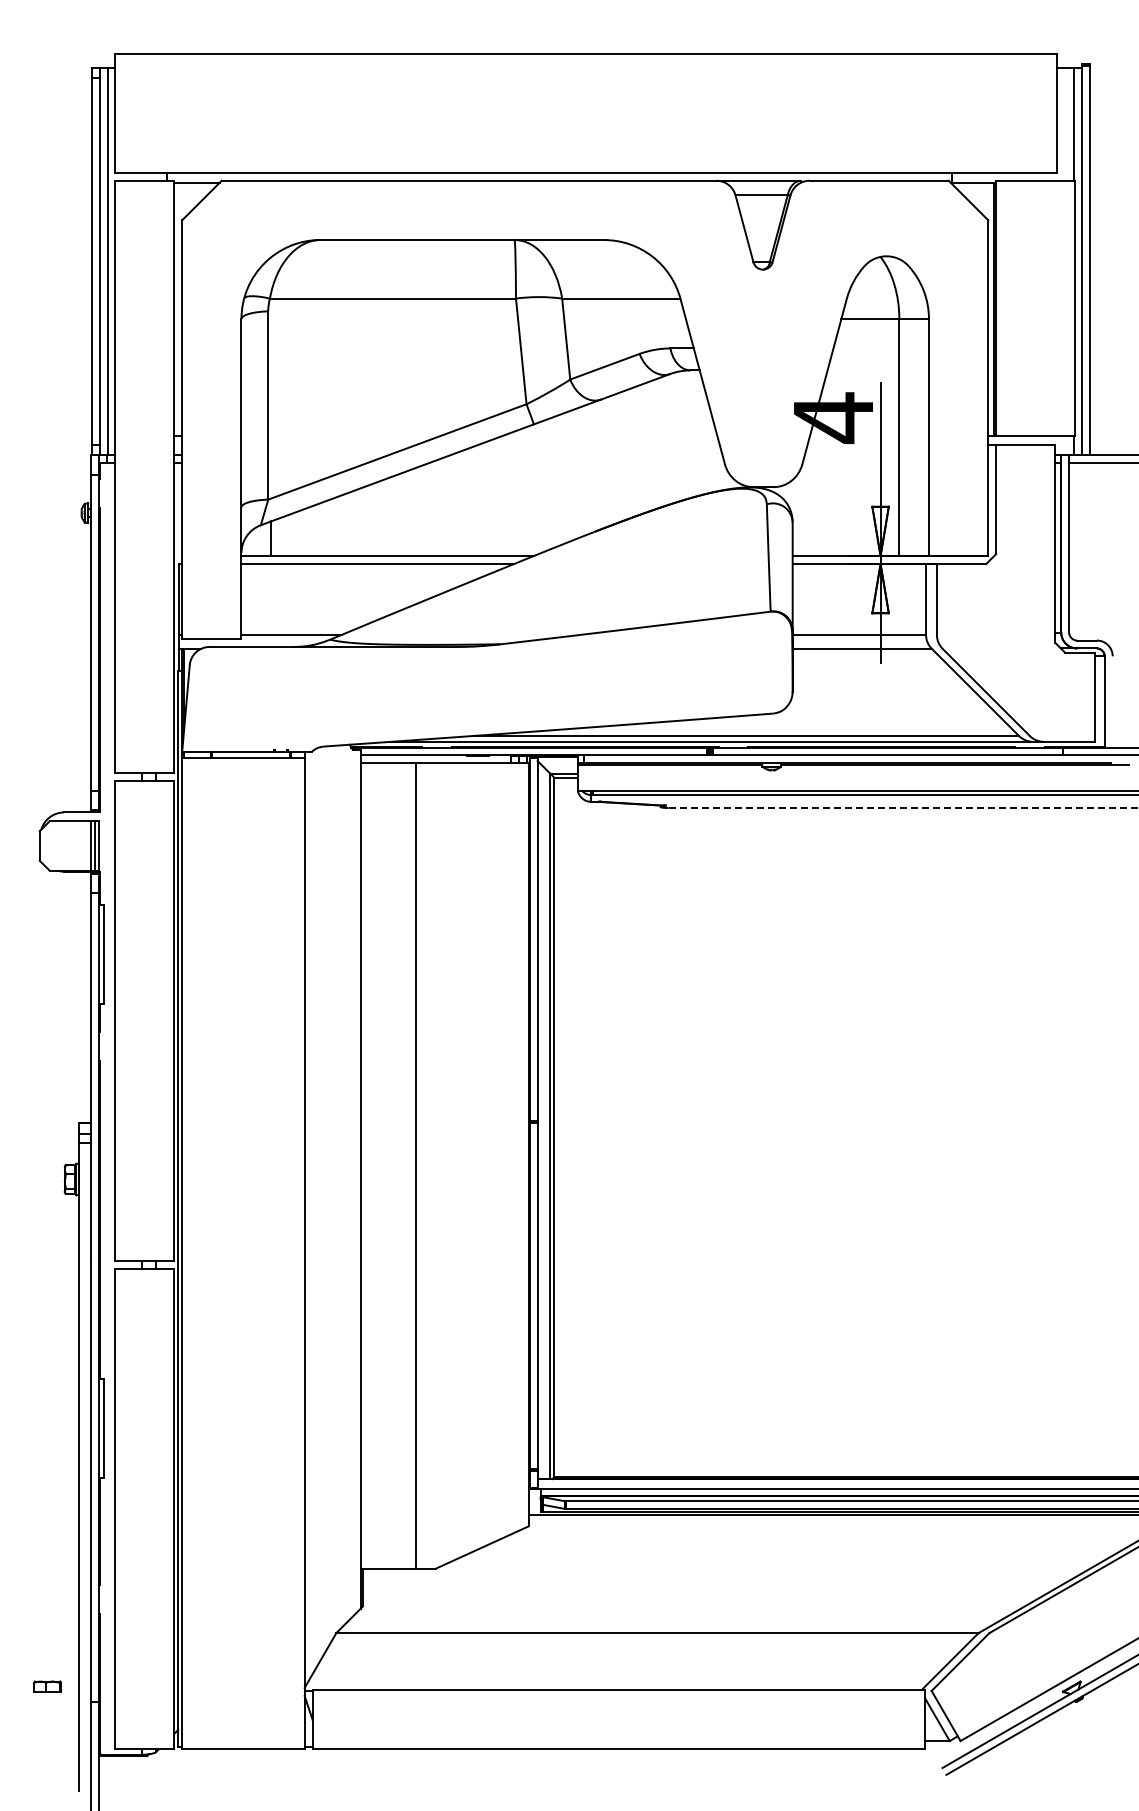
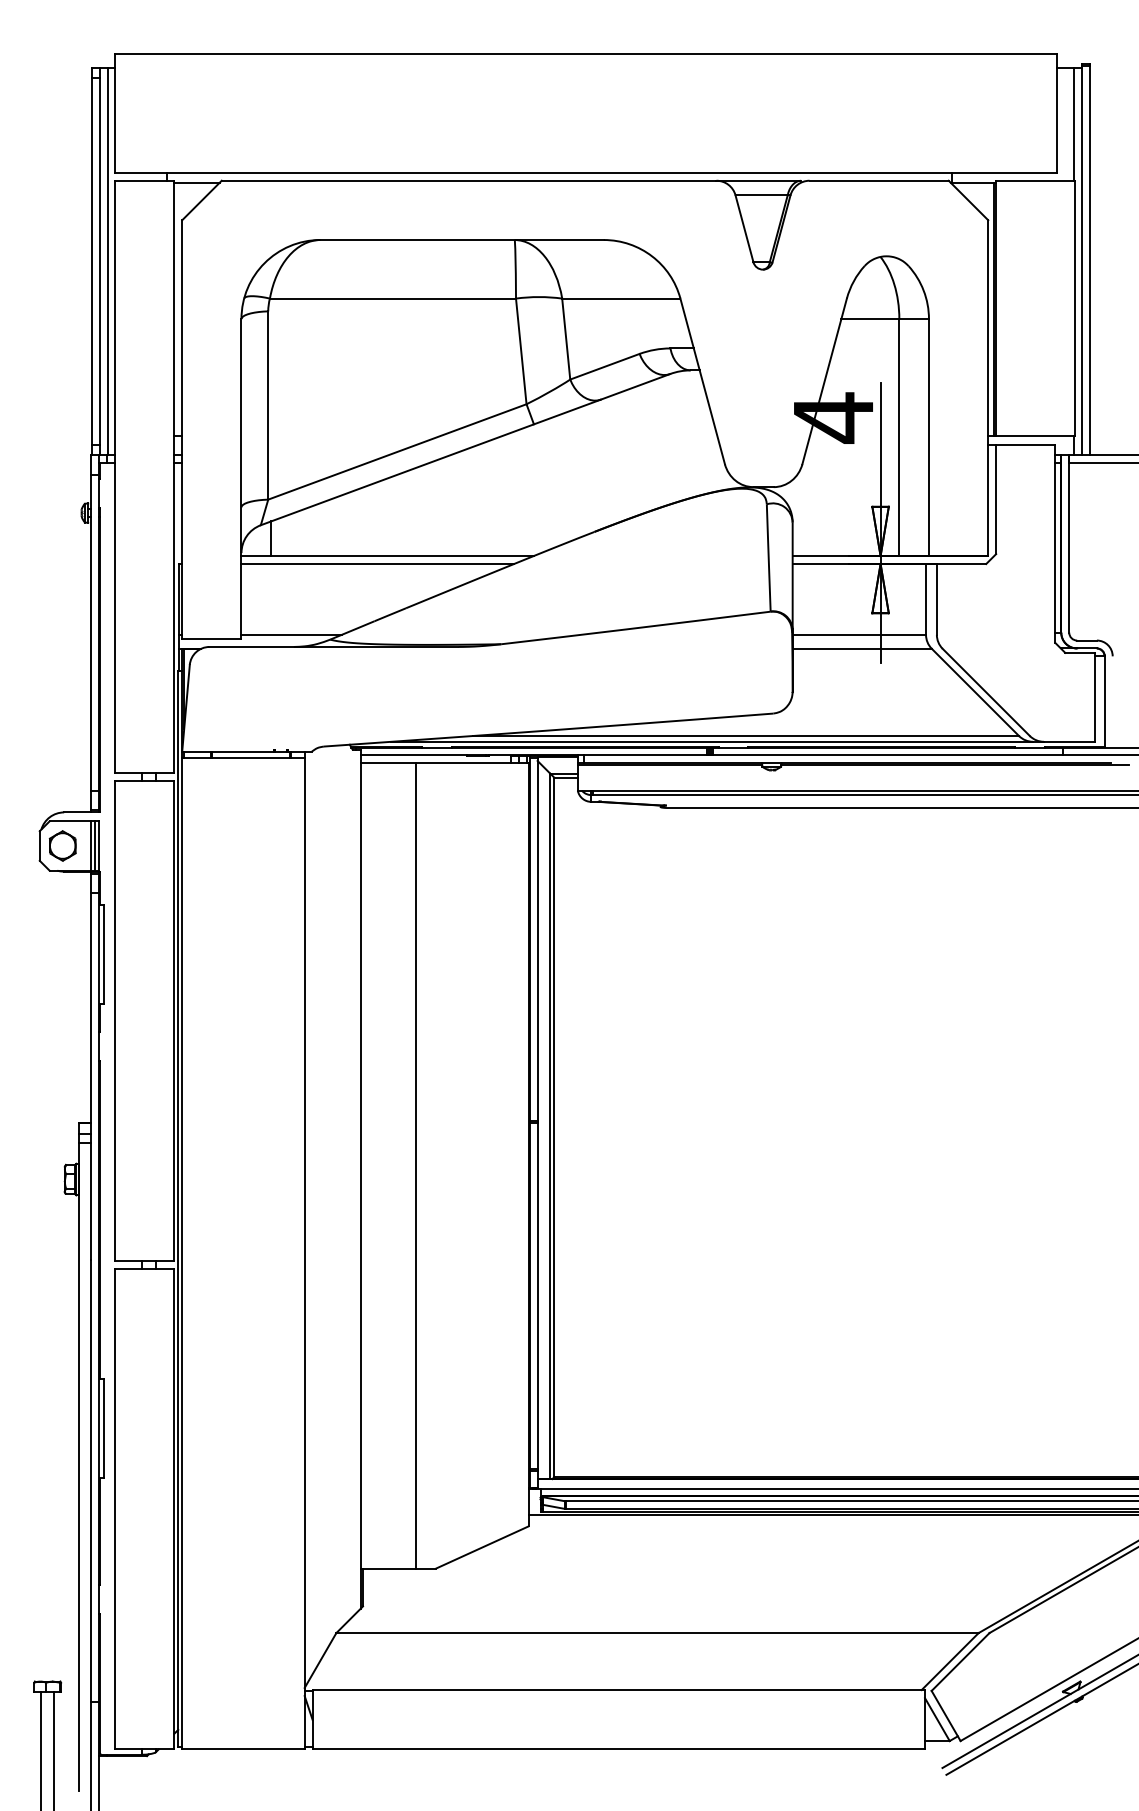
line: dashed -> solid (904, 808)
part: none -> present (62, 845)
line: none -> present (40, 1749)
line: none -> present (54, 1749)
